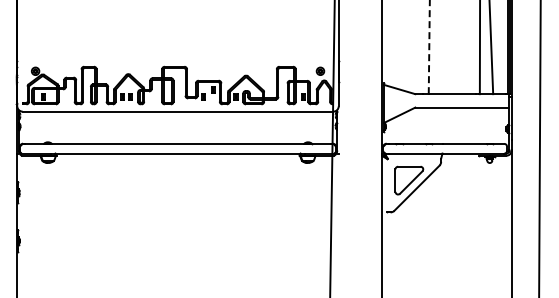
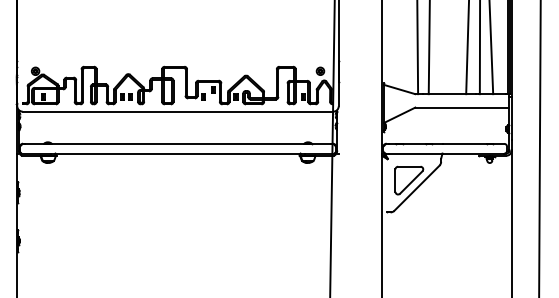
line: dashed -> solid (429, 47)
line: none -> present (417, 48)
line: none -> present (467, 48)
